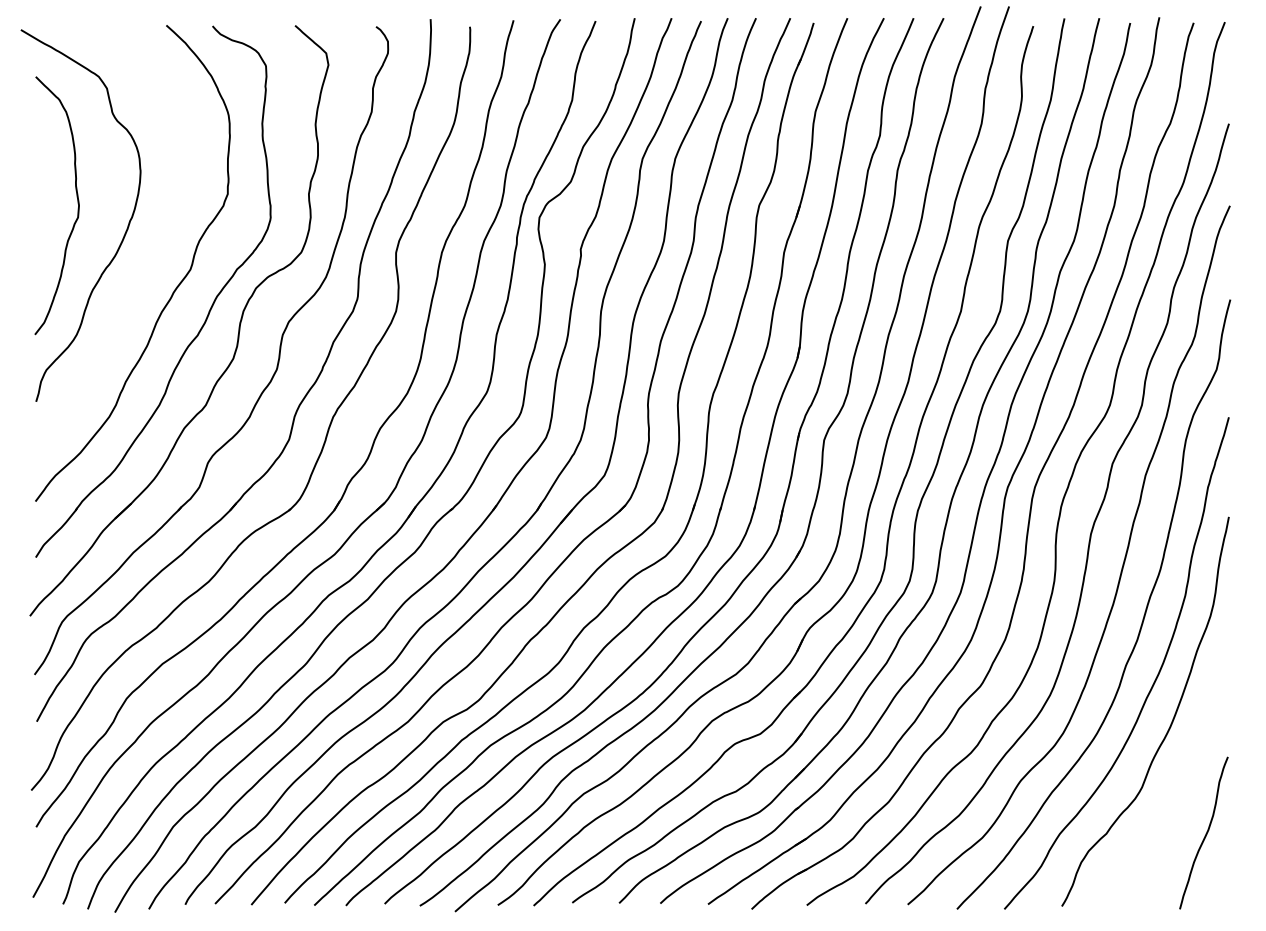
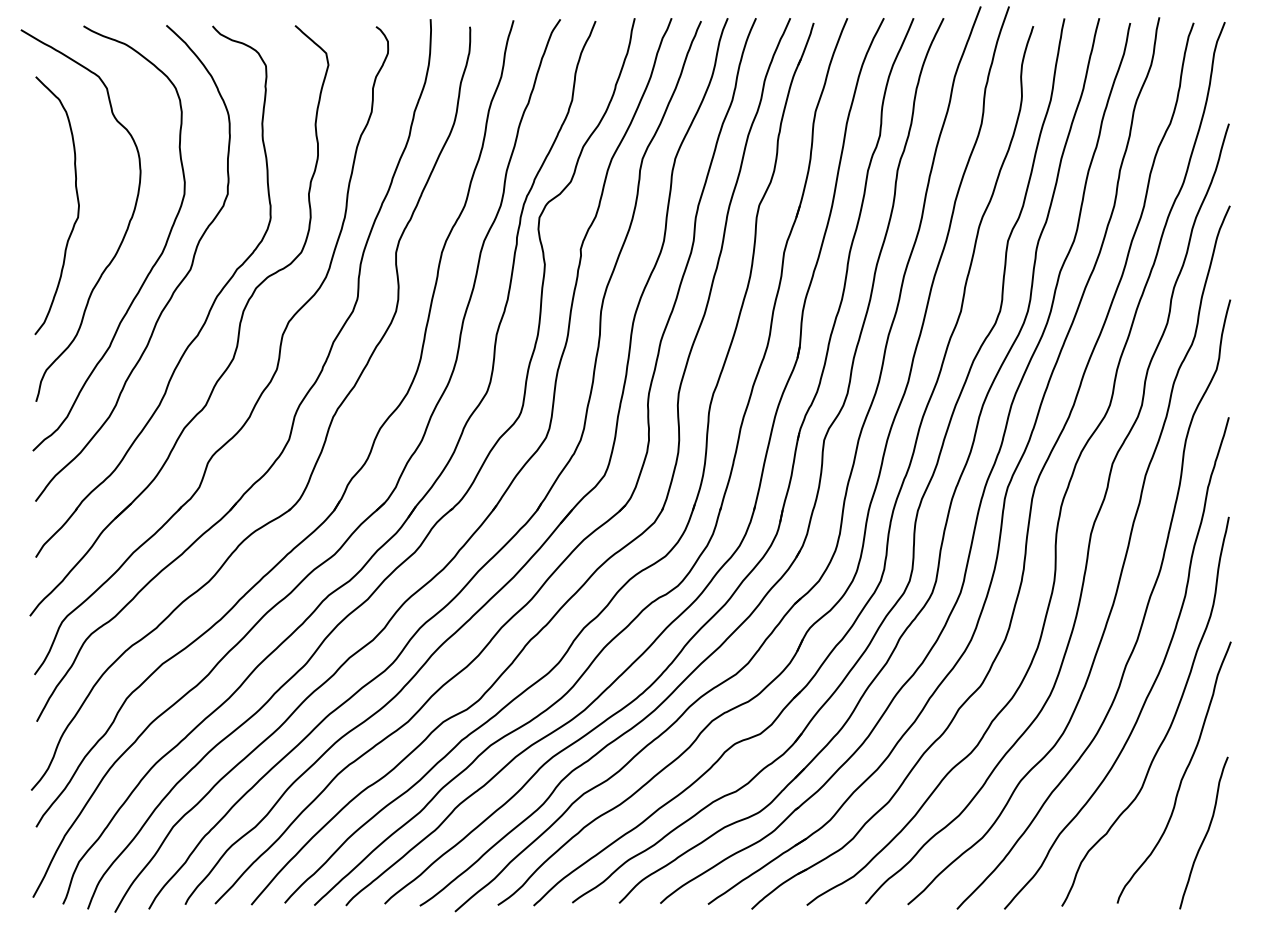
curve: none -> present (151, 267)
curve: none -> present (1181, 777)
